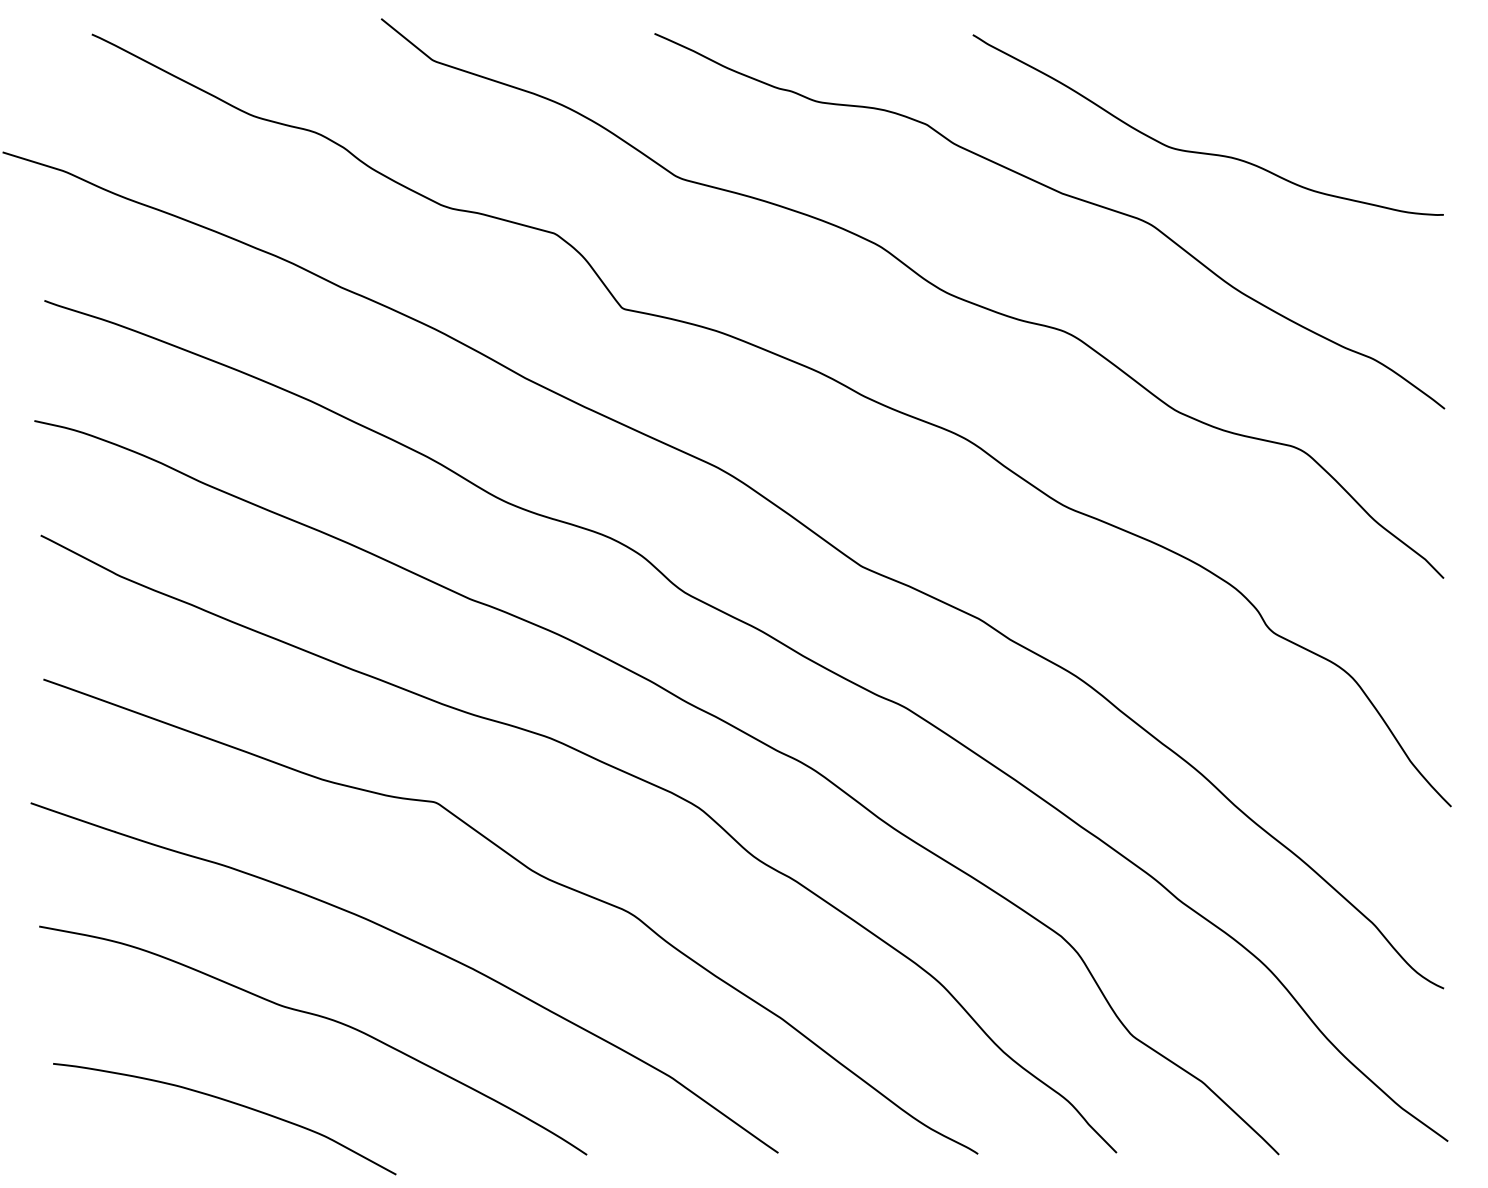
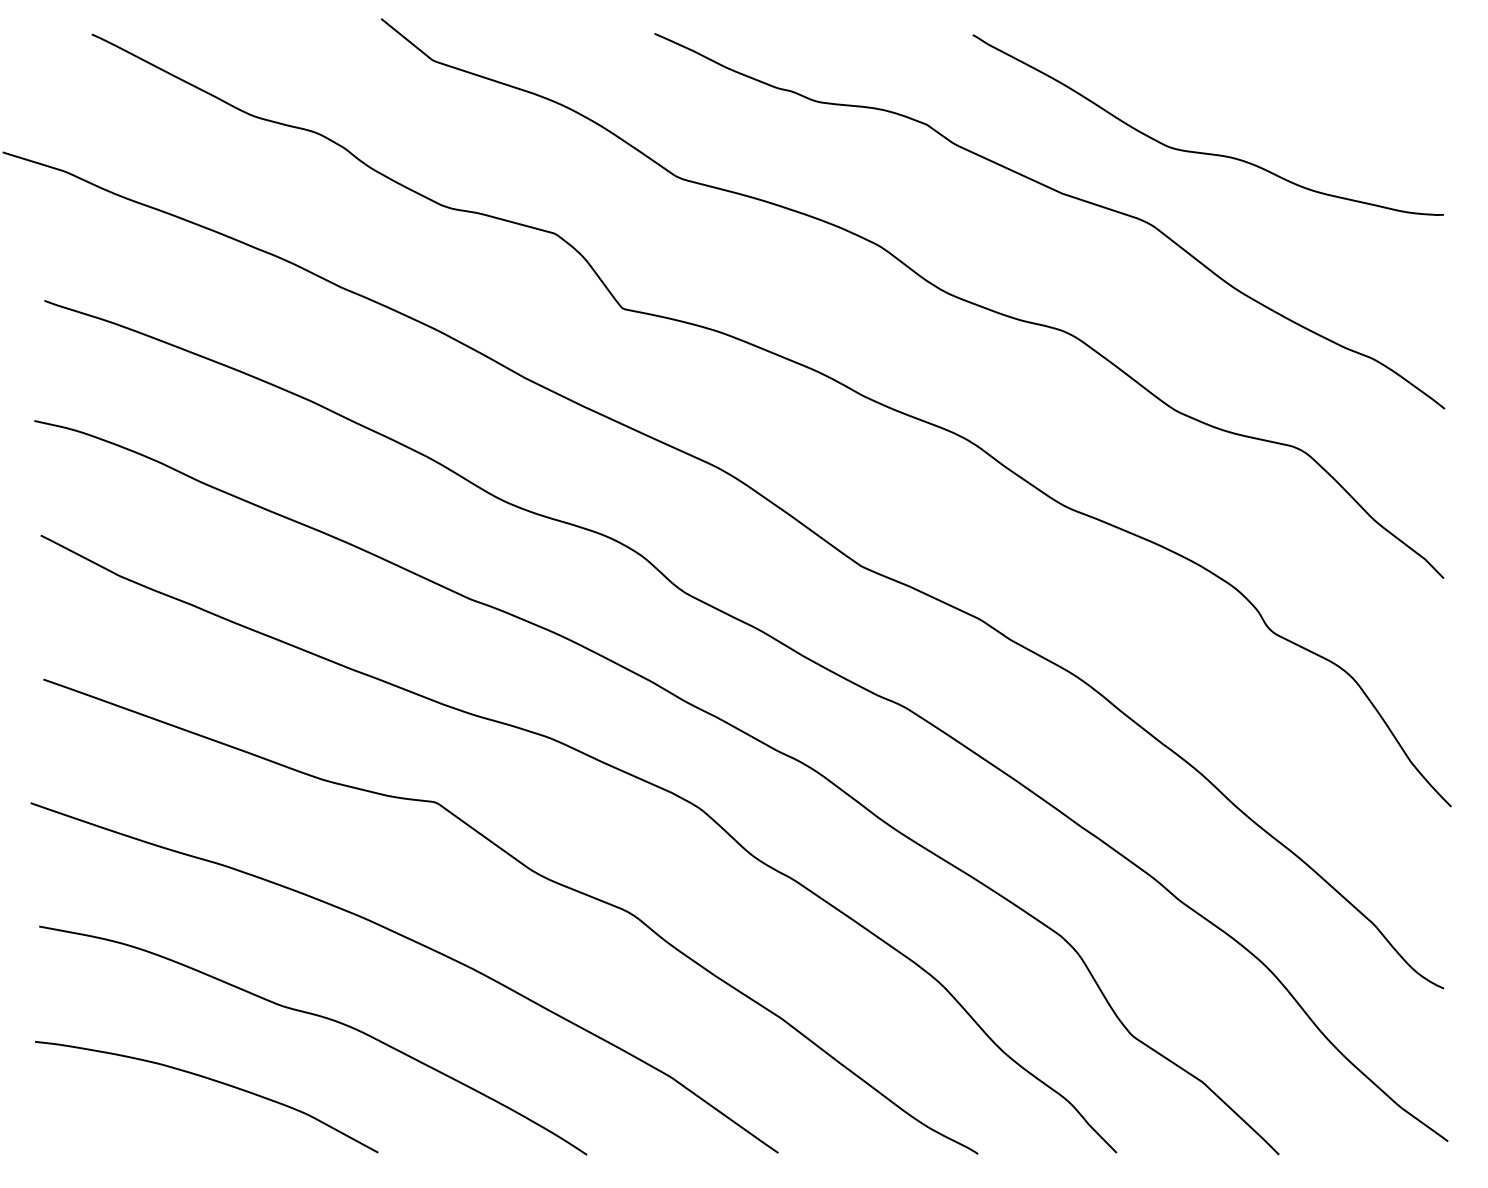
curve position: (228, 1102) -> (210, 1080) (210, 1080)
